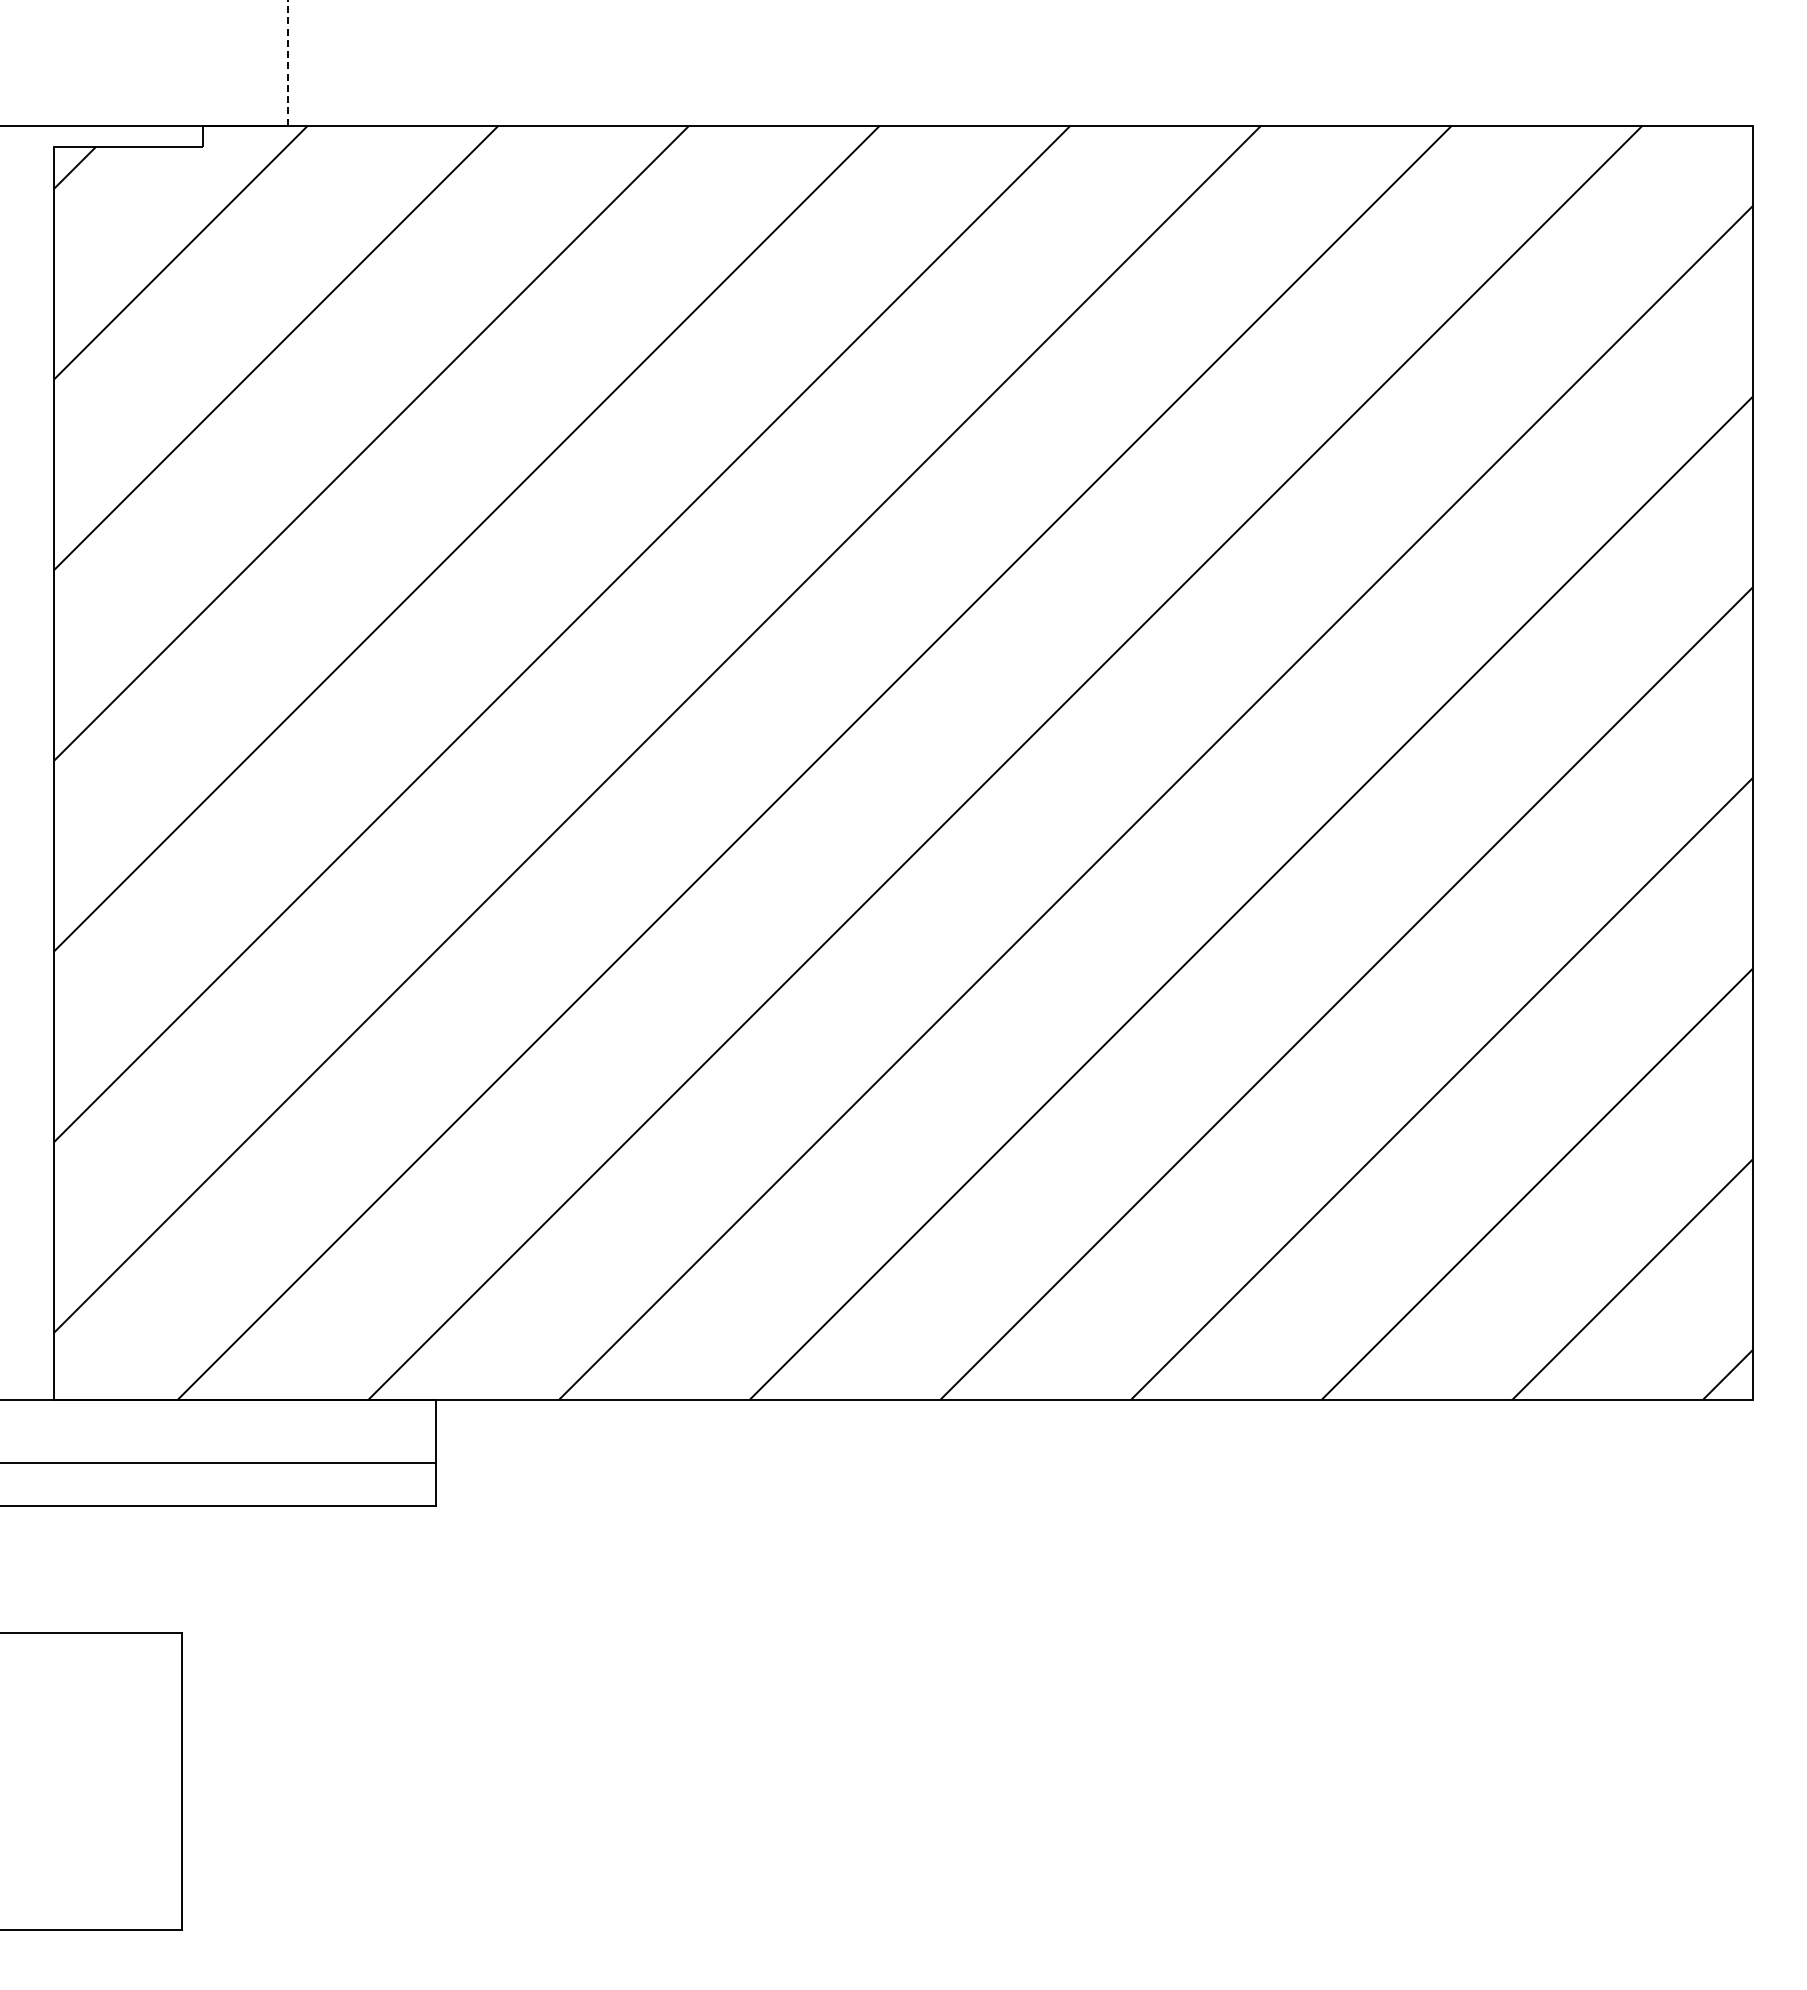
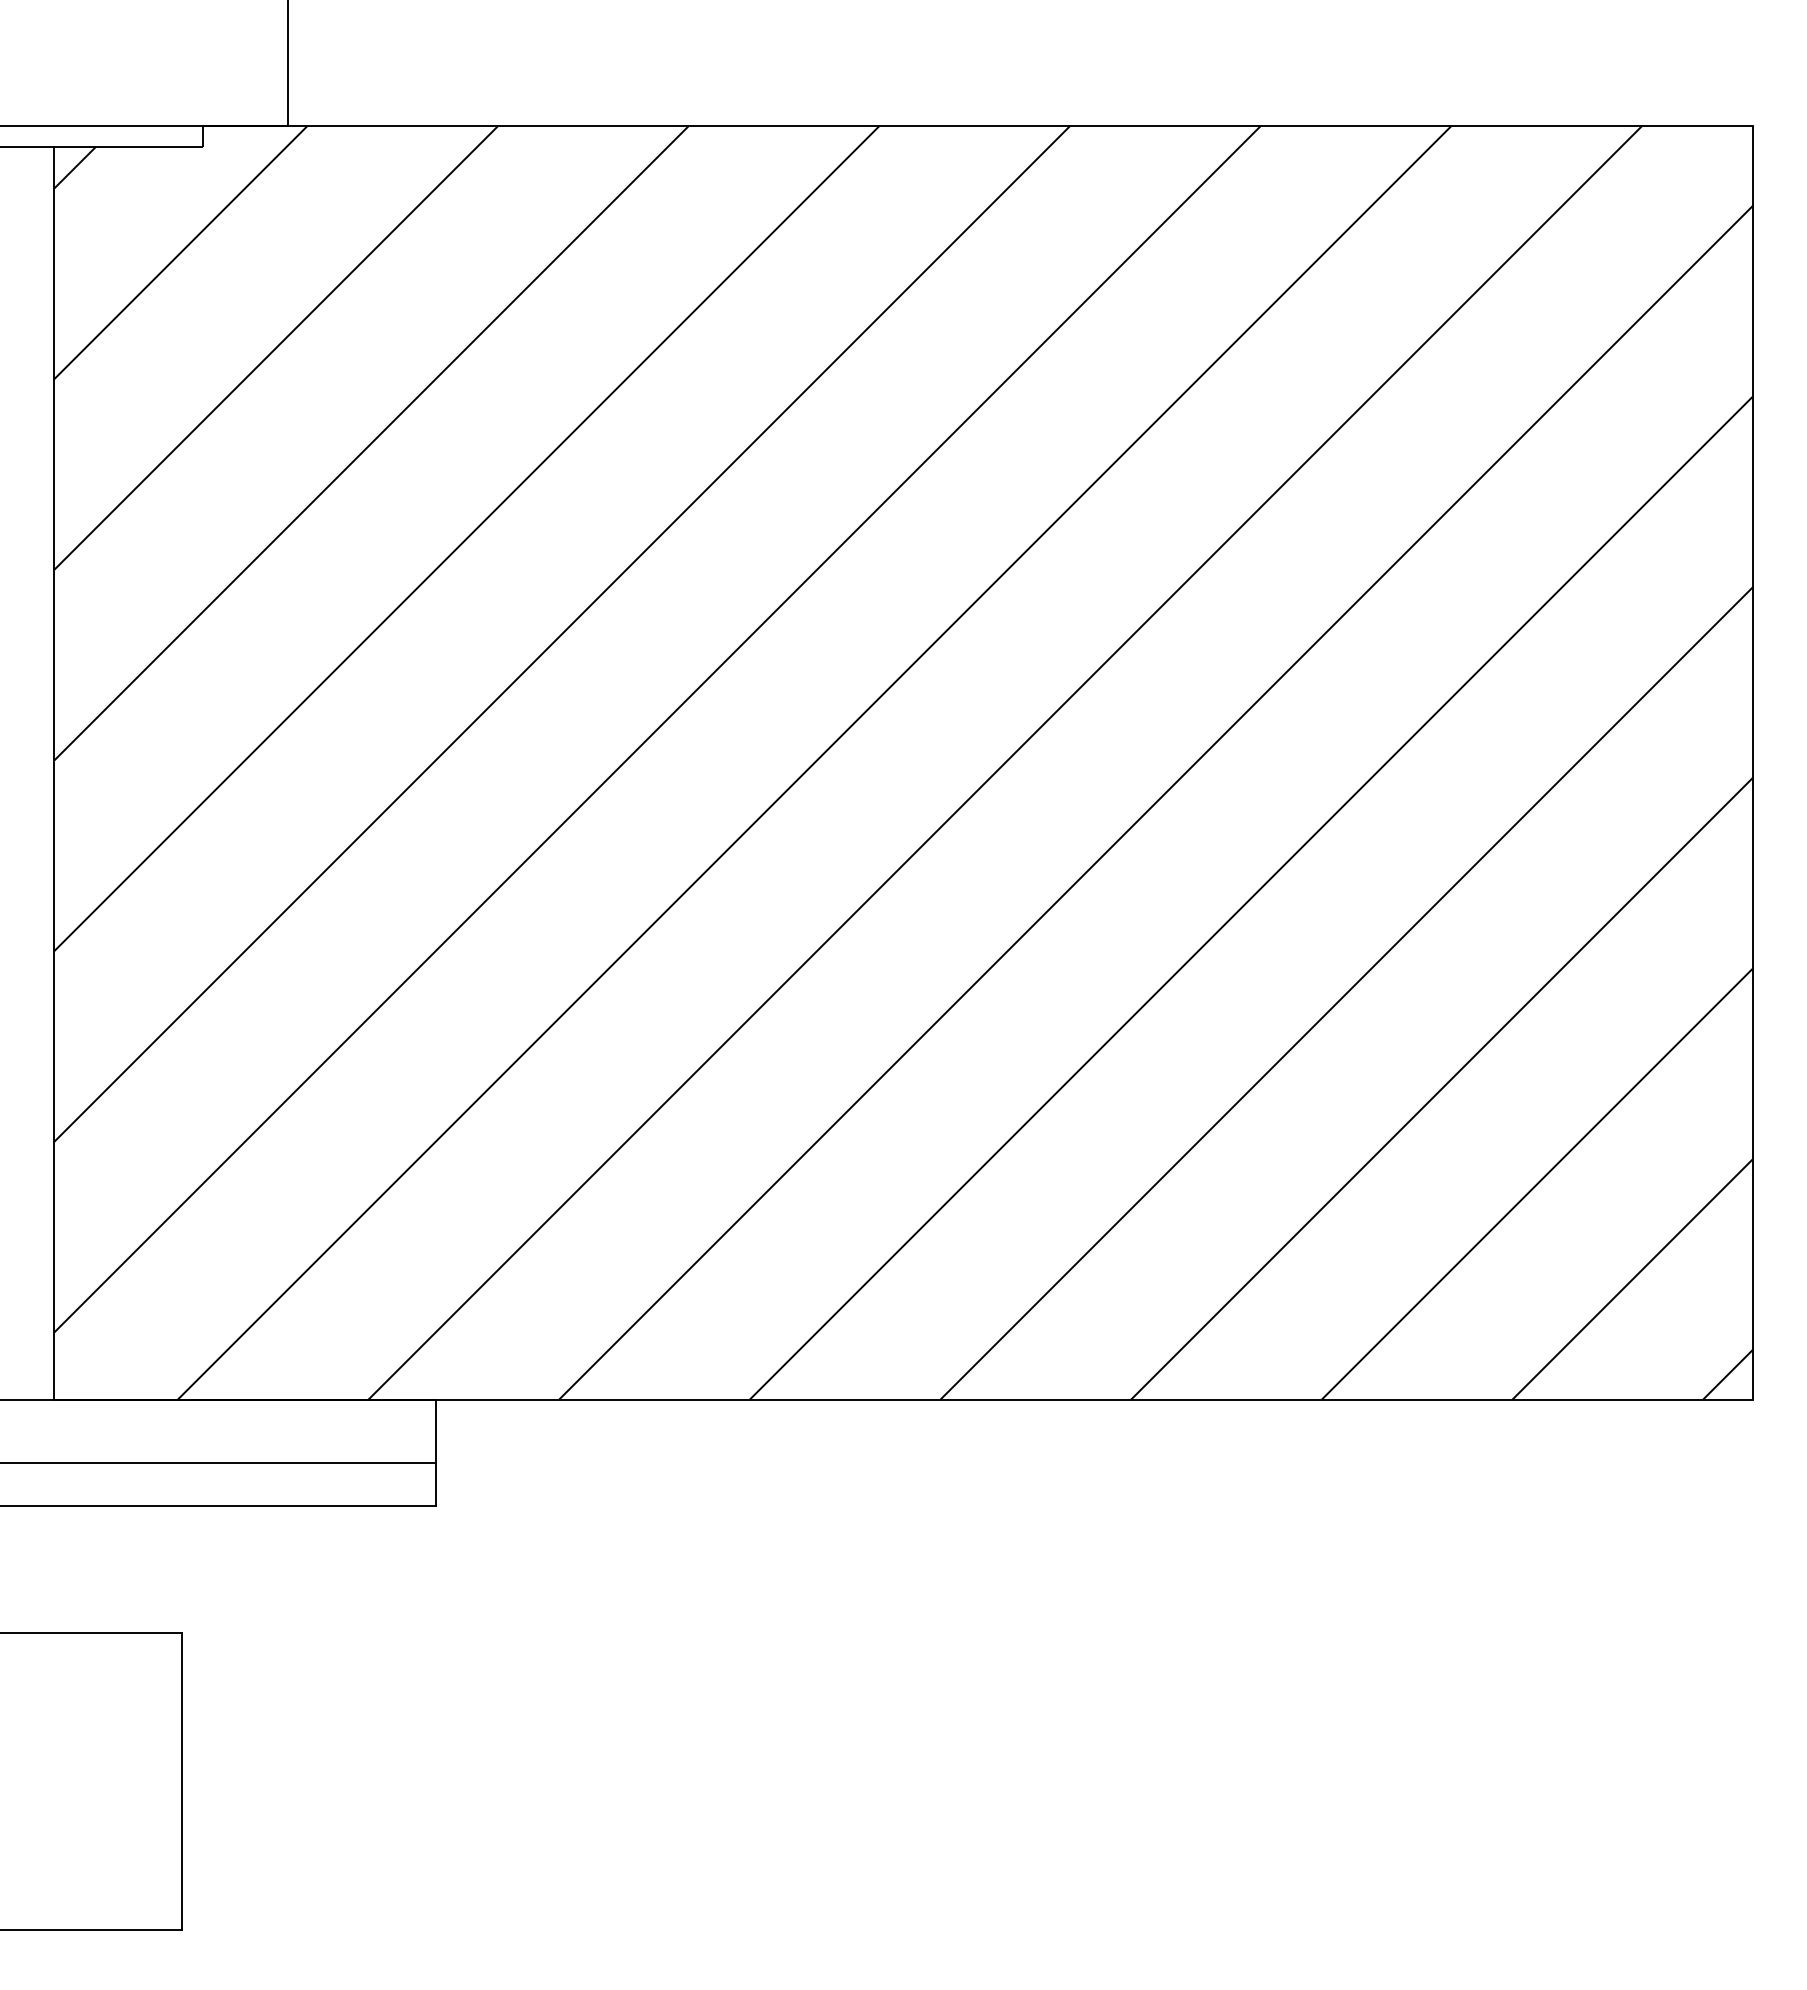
line: dashed -> solid (287, 62)
line: none -> present (28, 146)
